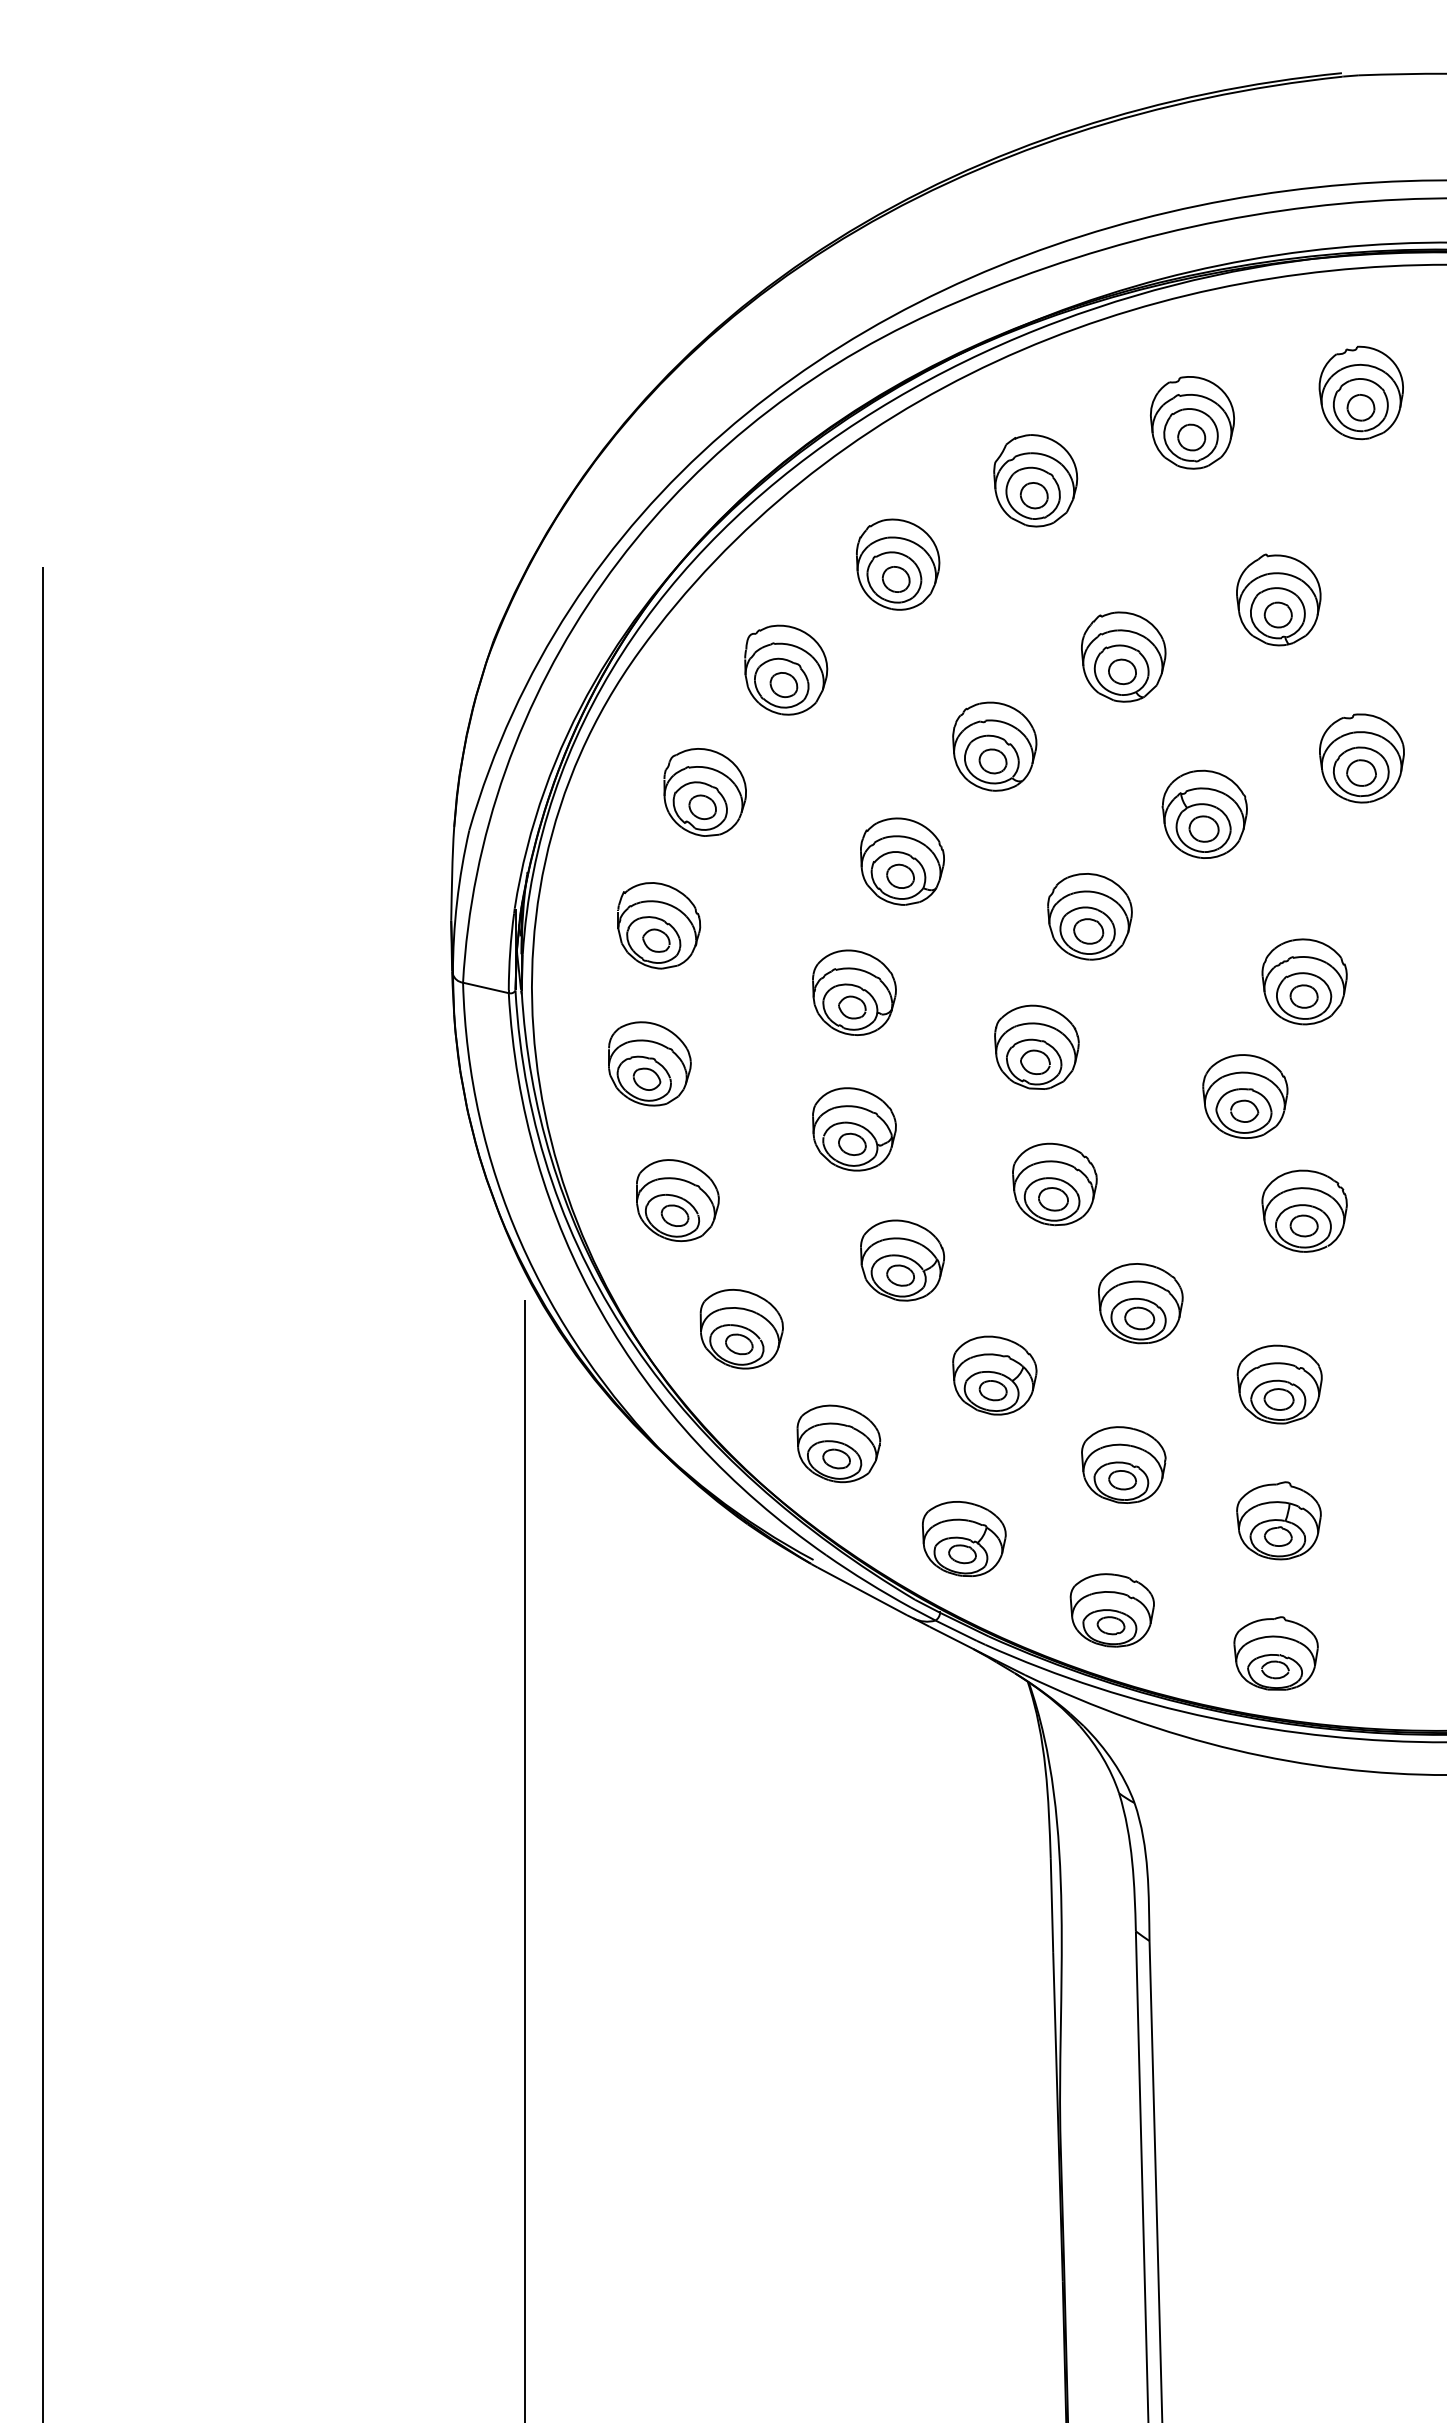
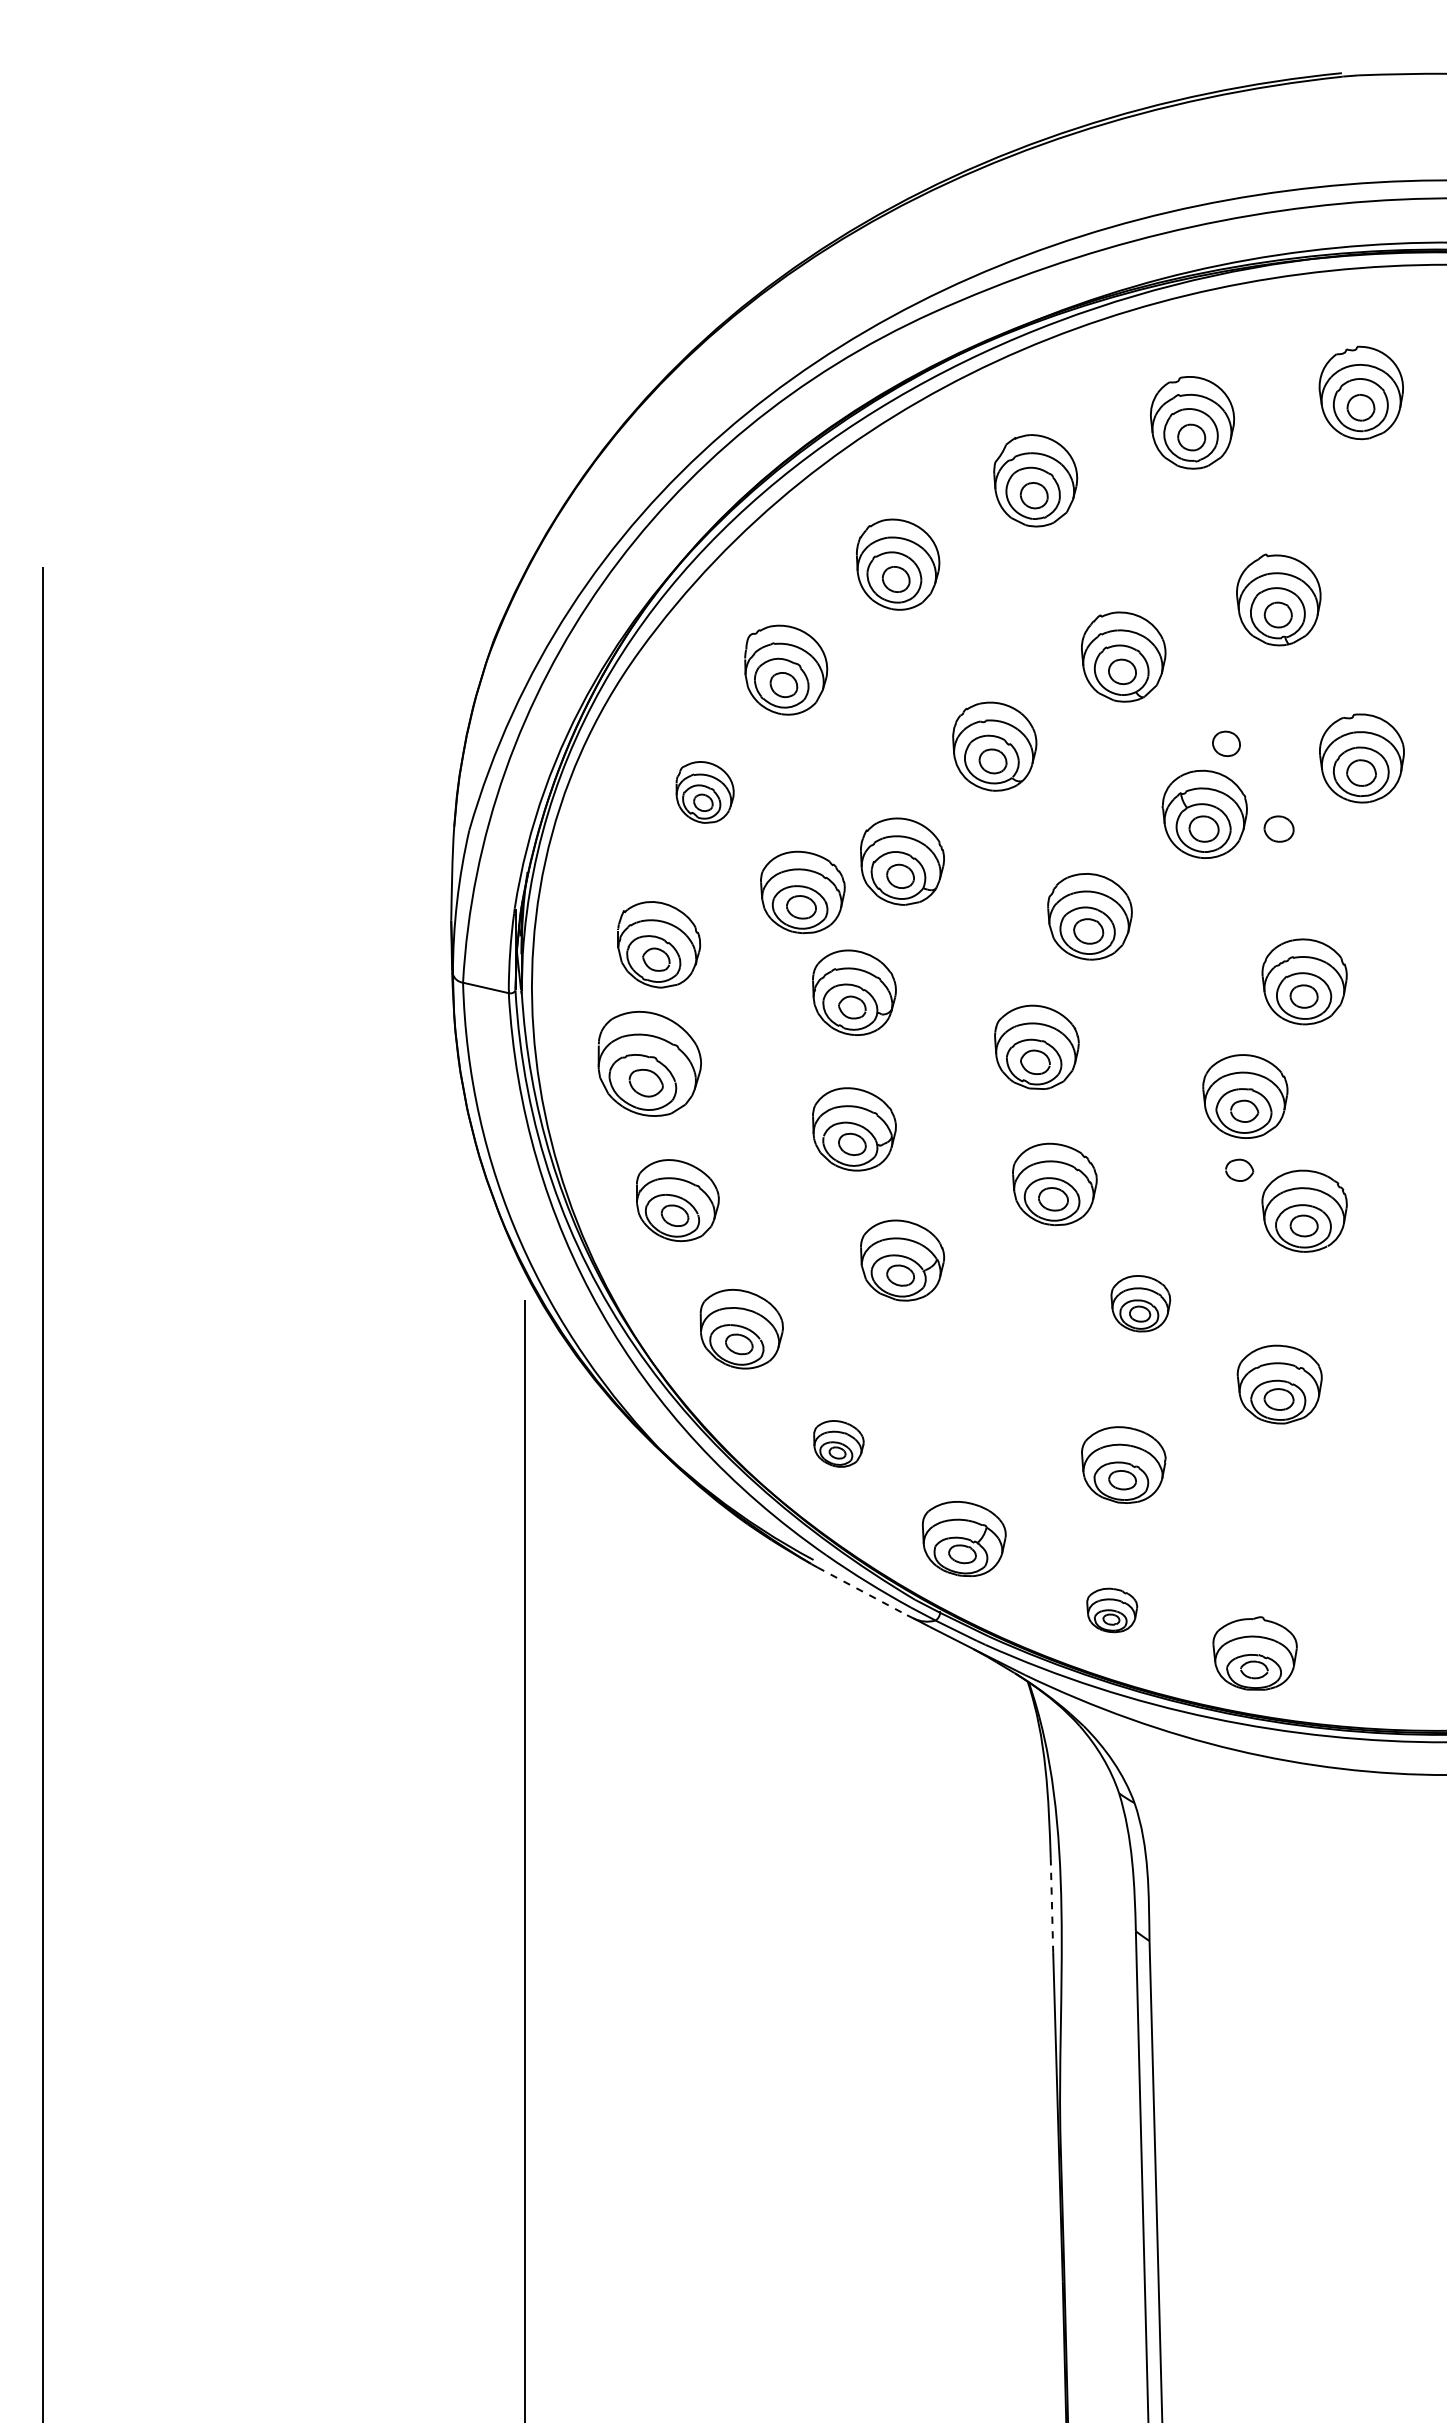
part: none -> present (1226, 743)
part size: 84x89 px -> 60x63 px (704, 792)
part: none -> present (1278, 828)
part: none -> present (802, 892)
part position: (659, 925) -> (659, 944) (659, 944)
part size: 84x86 px -> 105x107 px (649, 1063)
part: none -> present (1239, 1169)
part size: 86x82 px -> 62x58 px (1140, 1303)
part: present -> none (994, 1375)
part size: 86x80 px -> 52x48 px (838, 1443)
part: present -> none (1278, 1520)
line: solid -> dashed (862, 1591)
part size: 86x75 px -> 53x47 px (1112, 1610)
part position: (1275, 1653) -> (1254, 1653) (1254, 1653)
line: solid -> dashed (1051, 1906)
